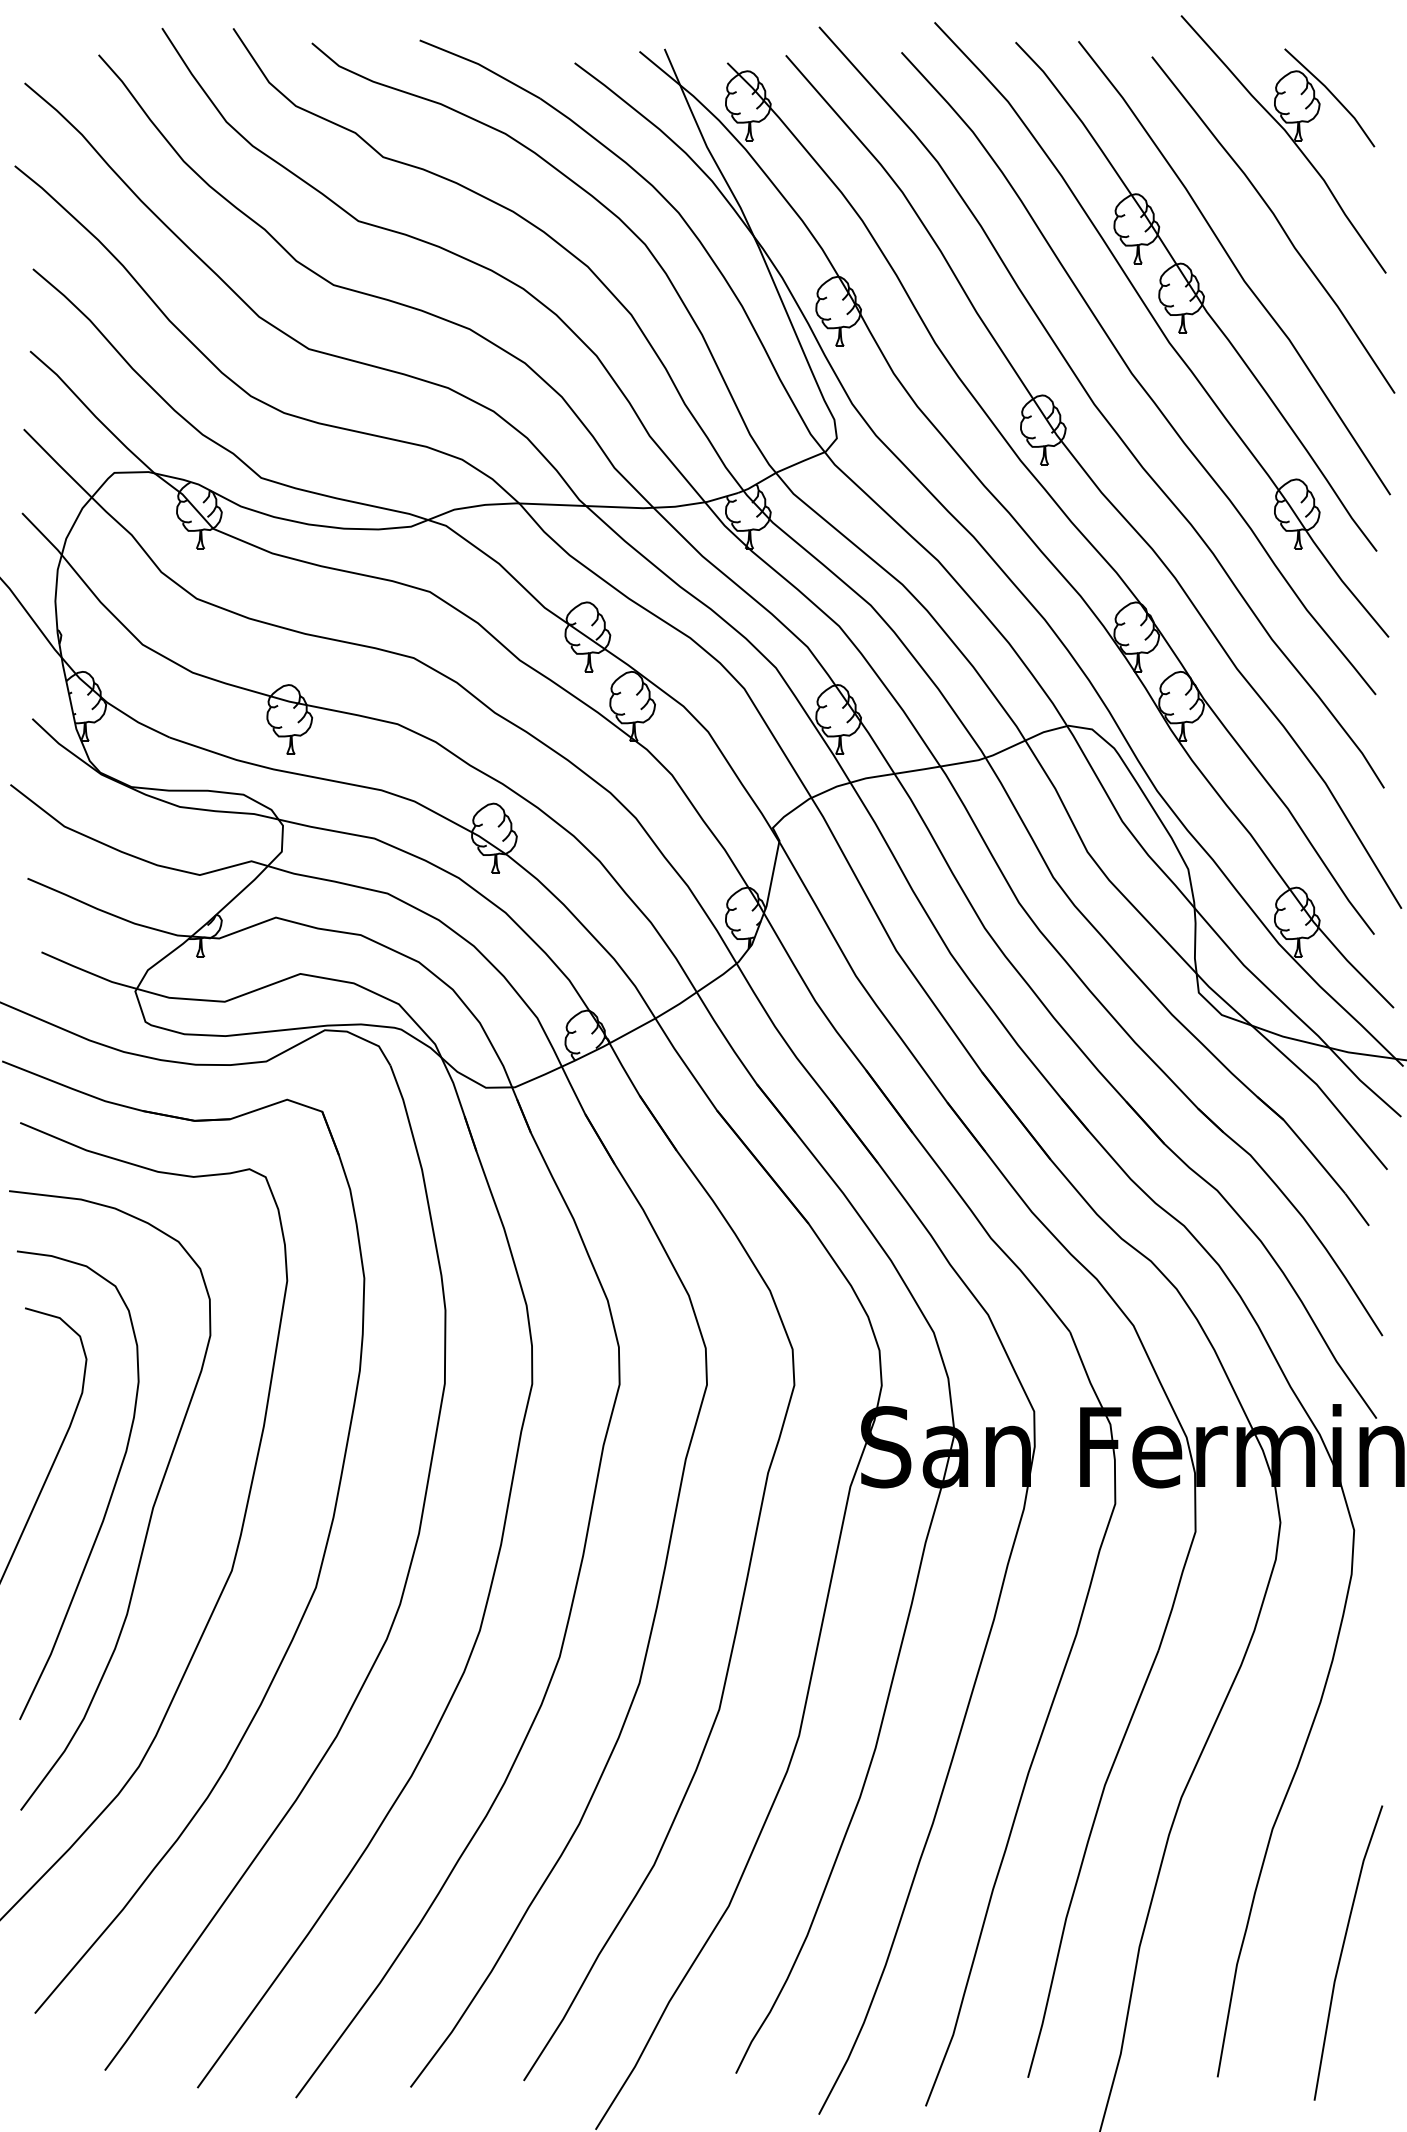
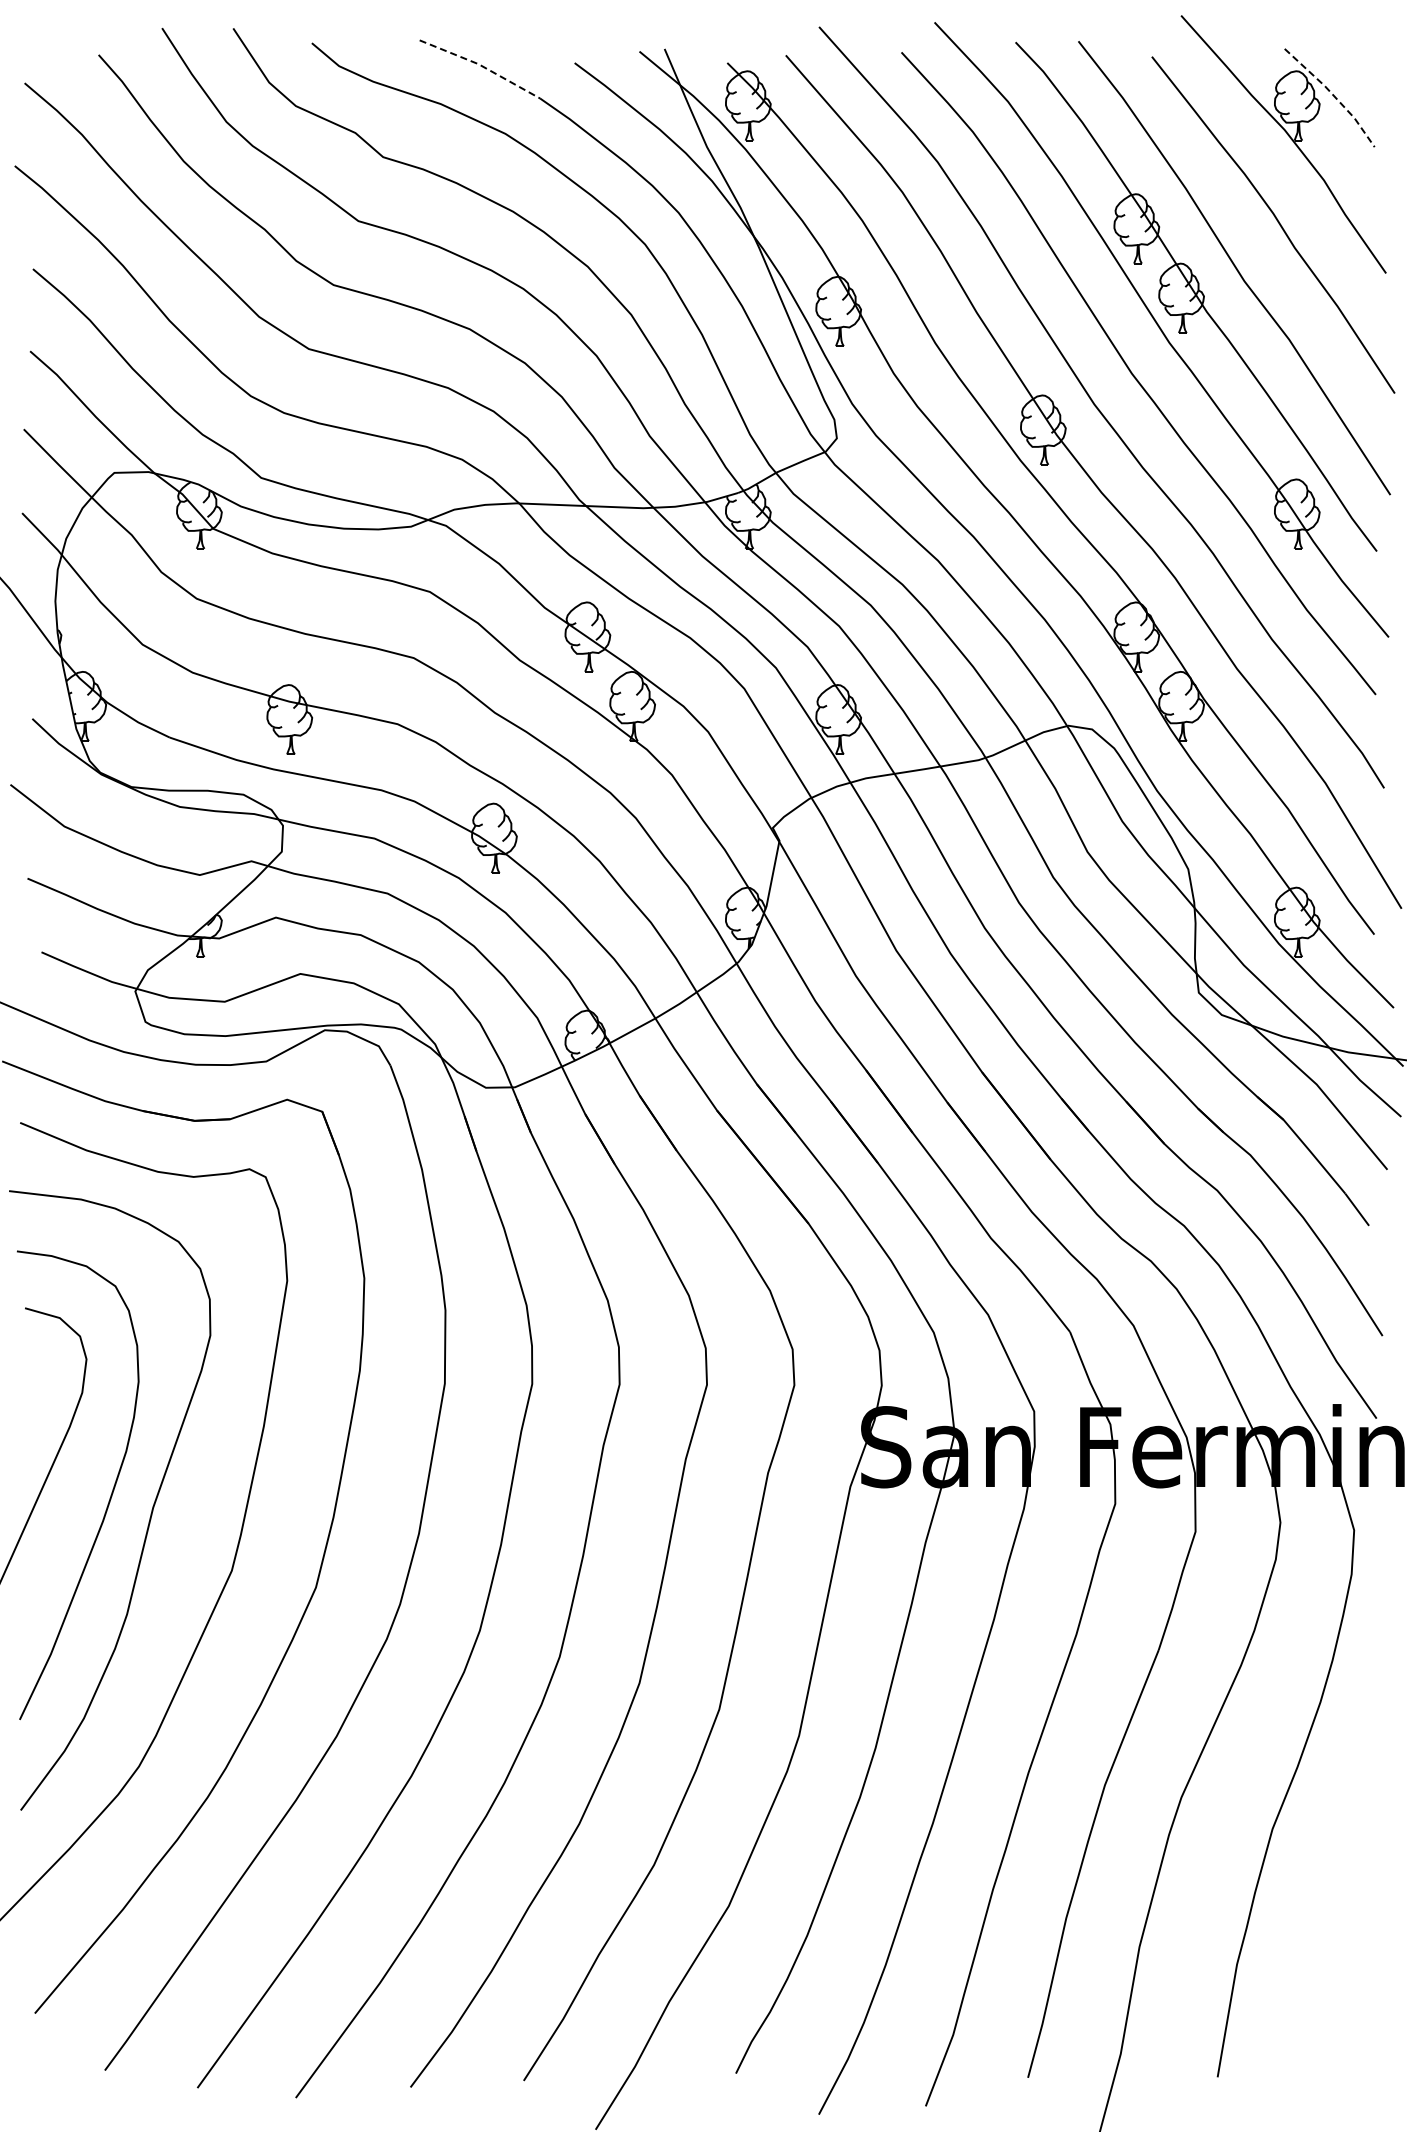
line: solid -> dashed (481, 65)
line: solid -> dashed (1333, 95)
curve: present -> none (1343, 1949)
